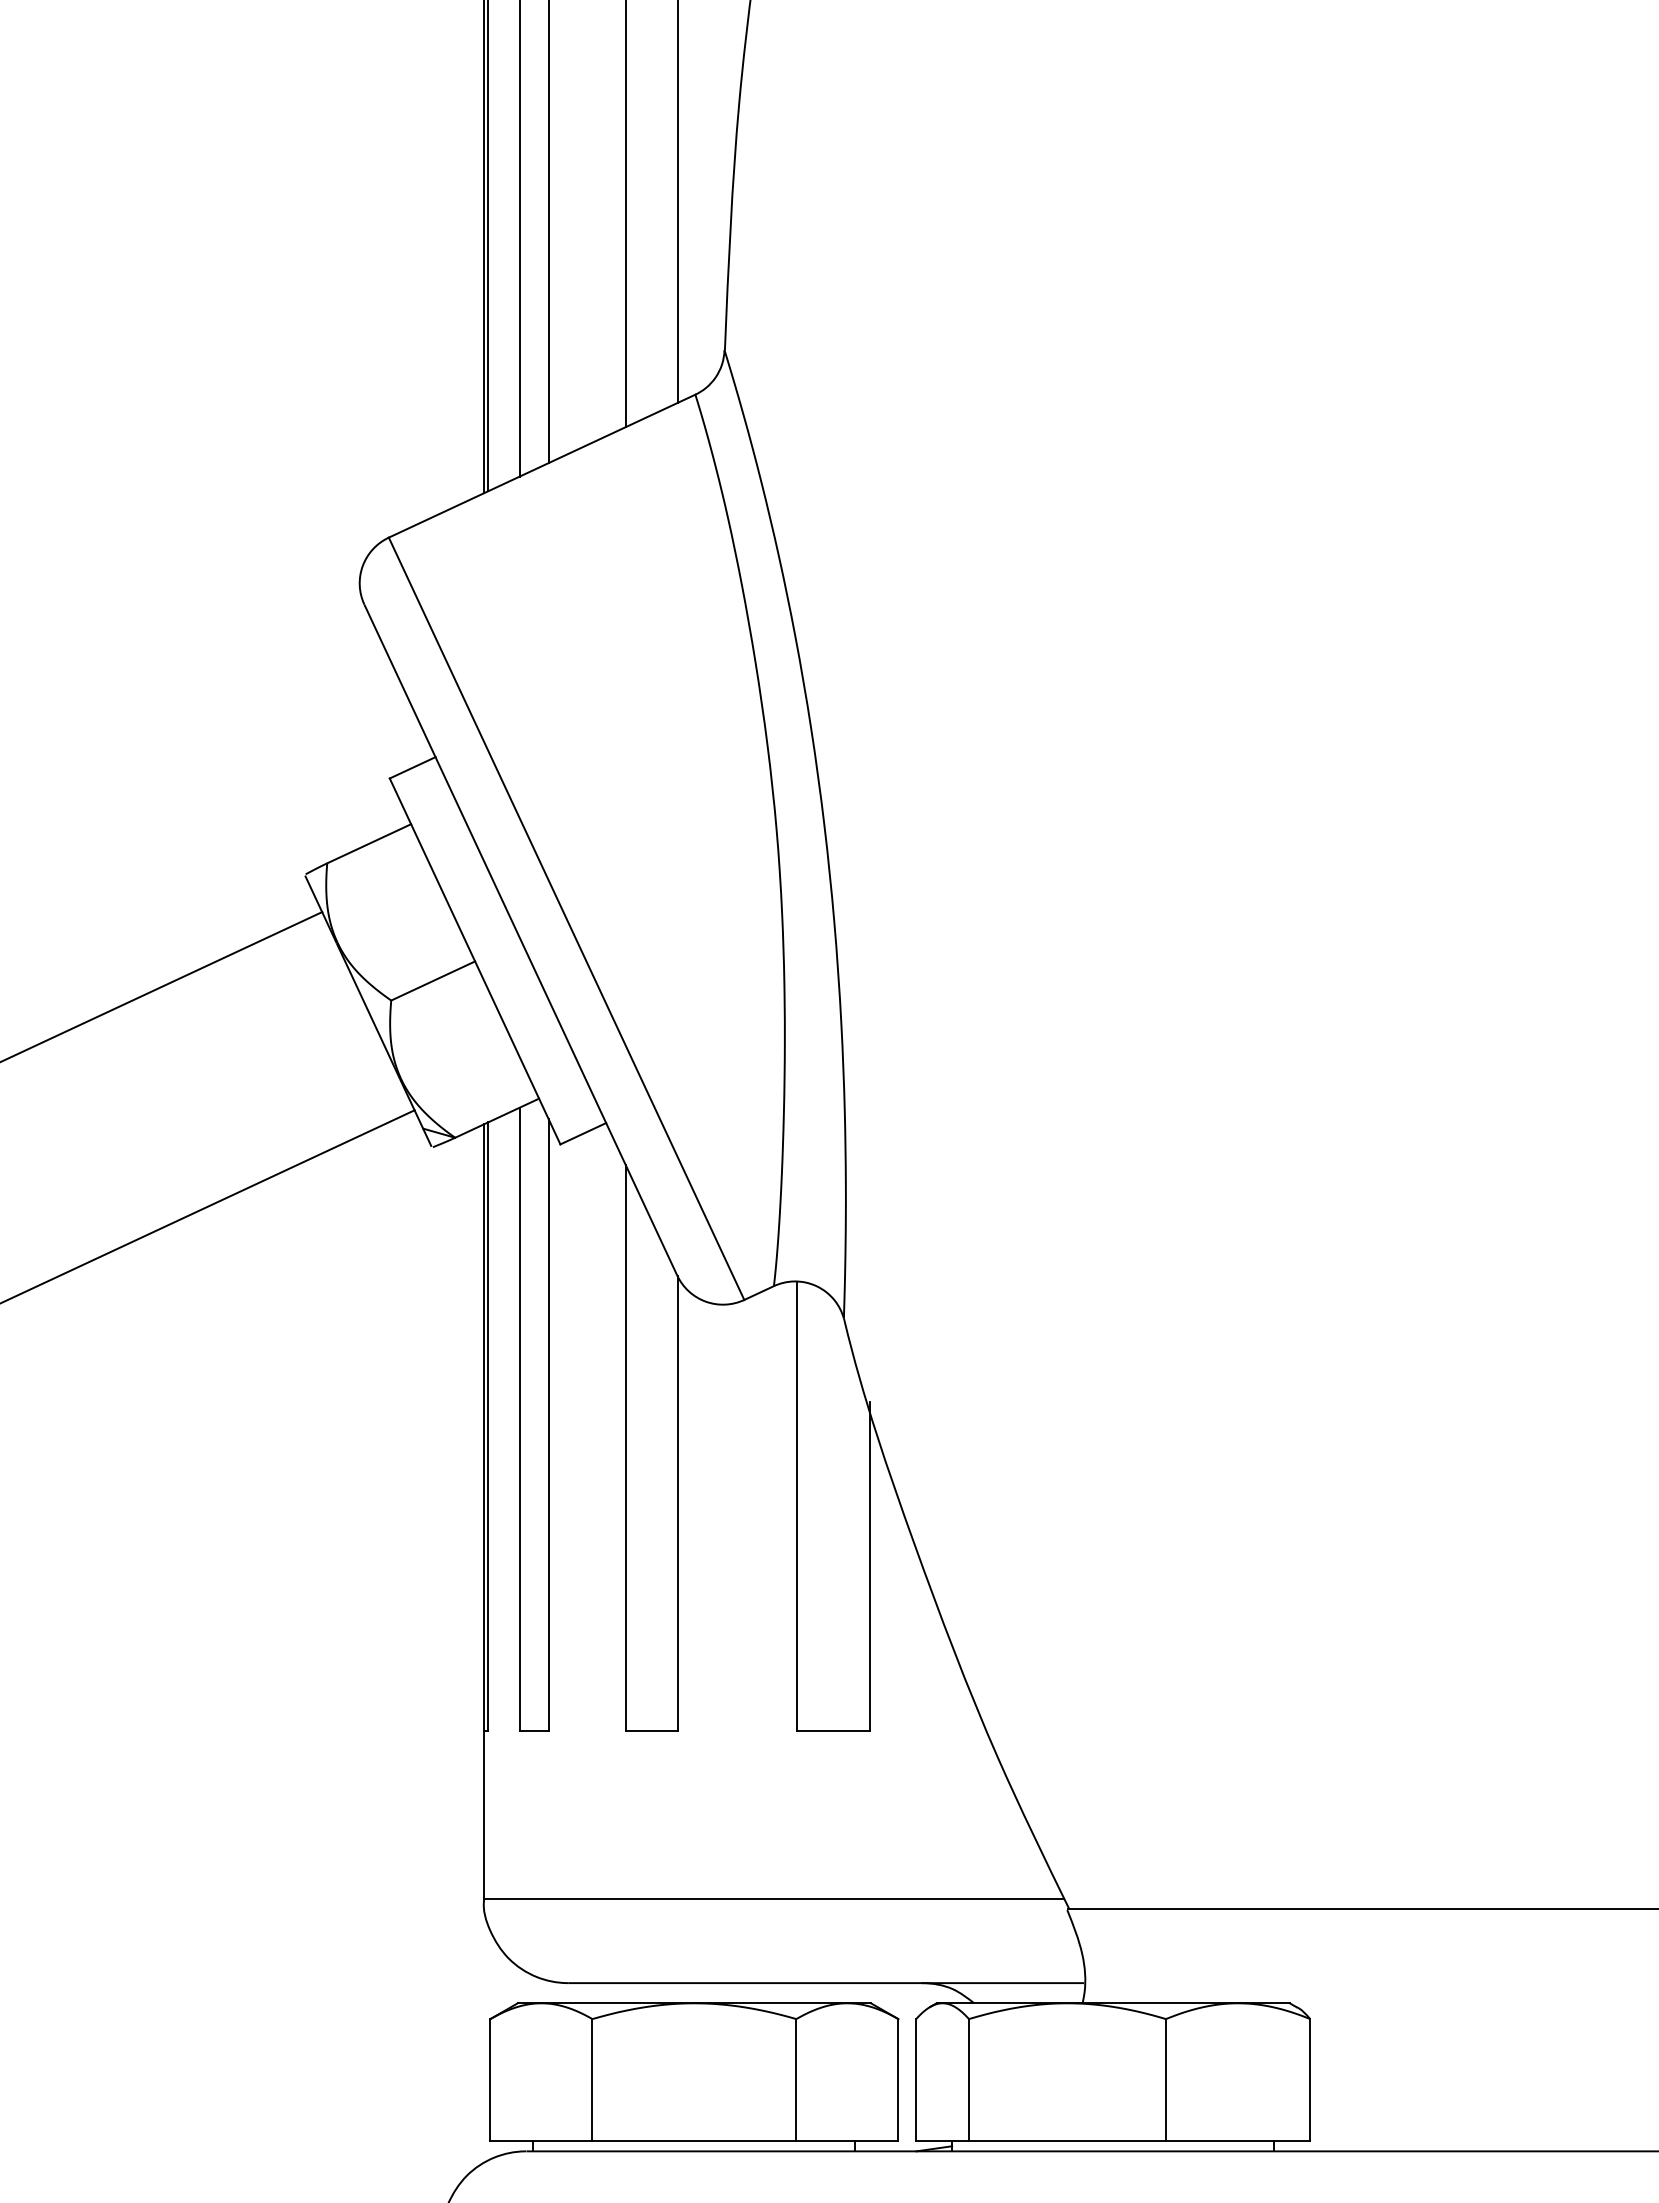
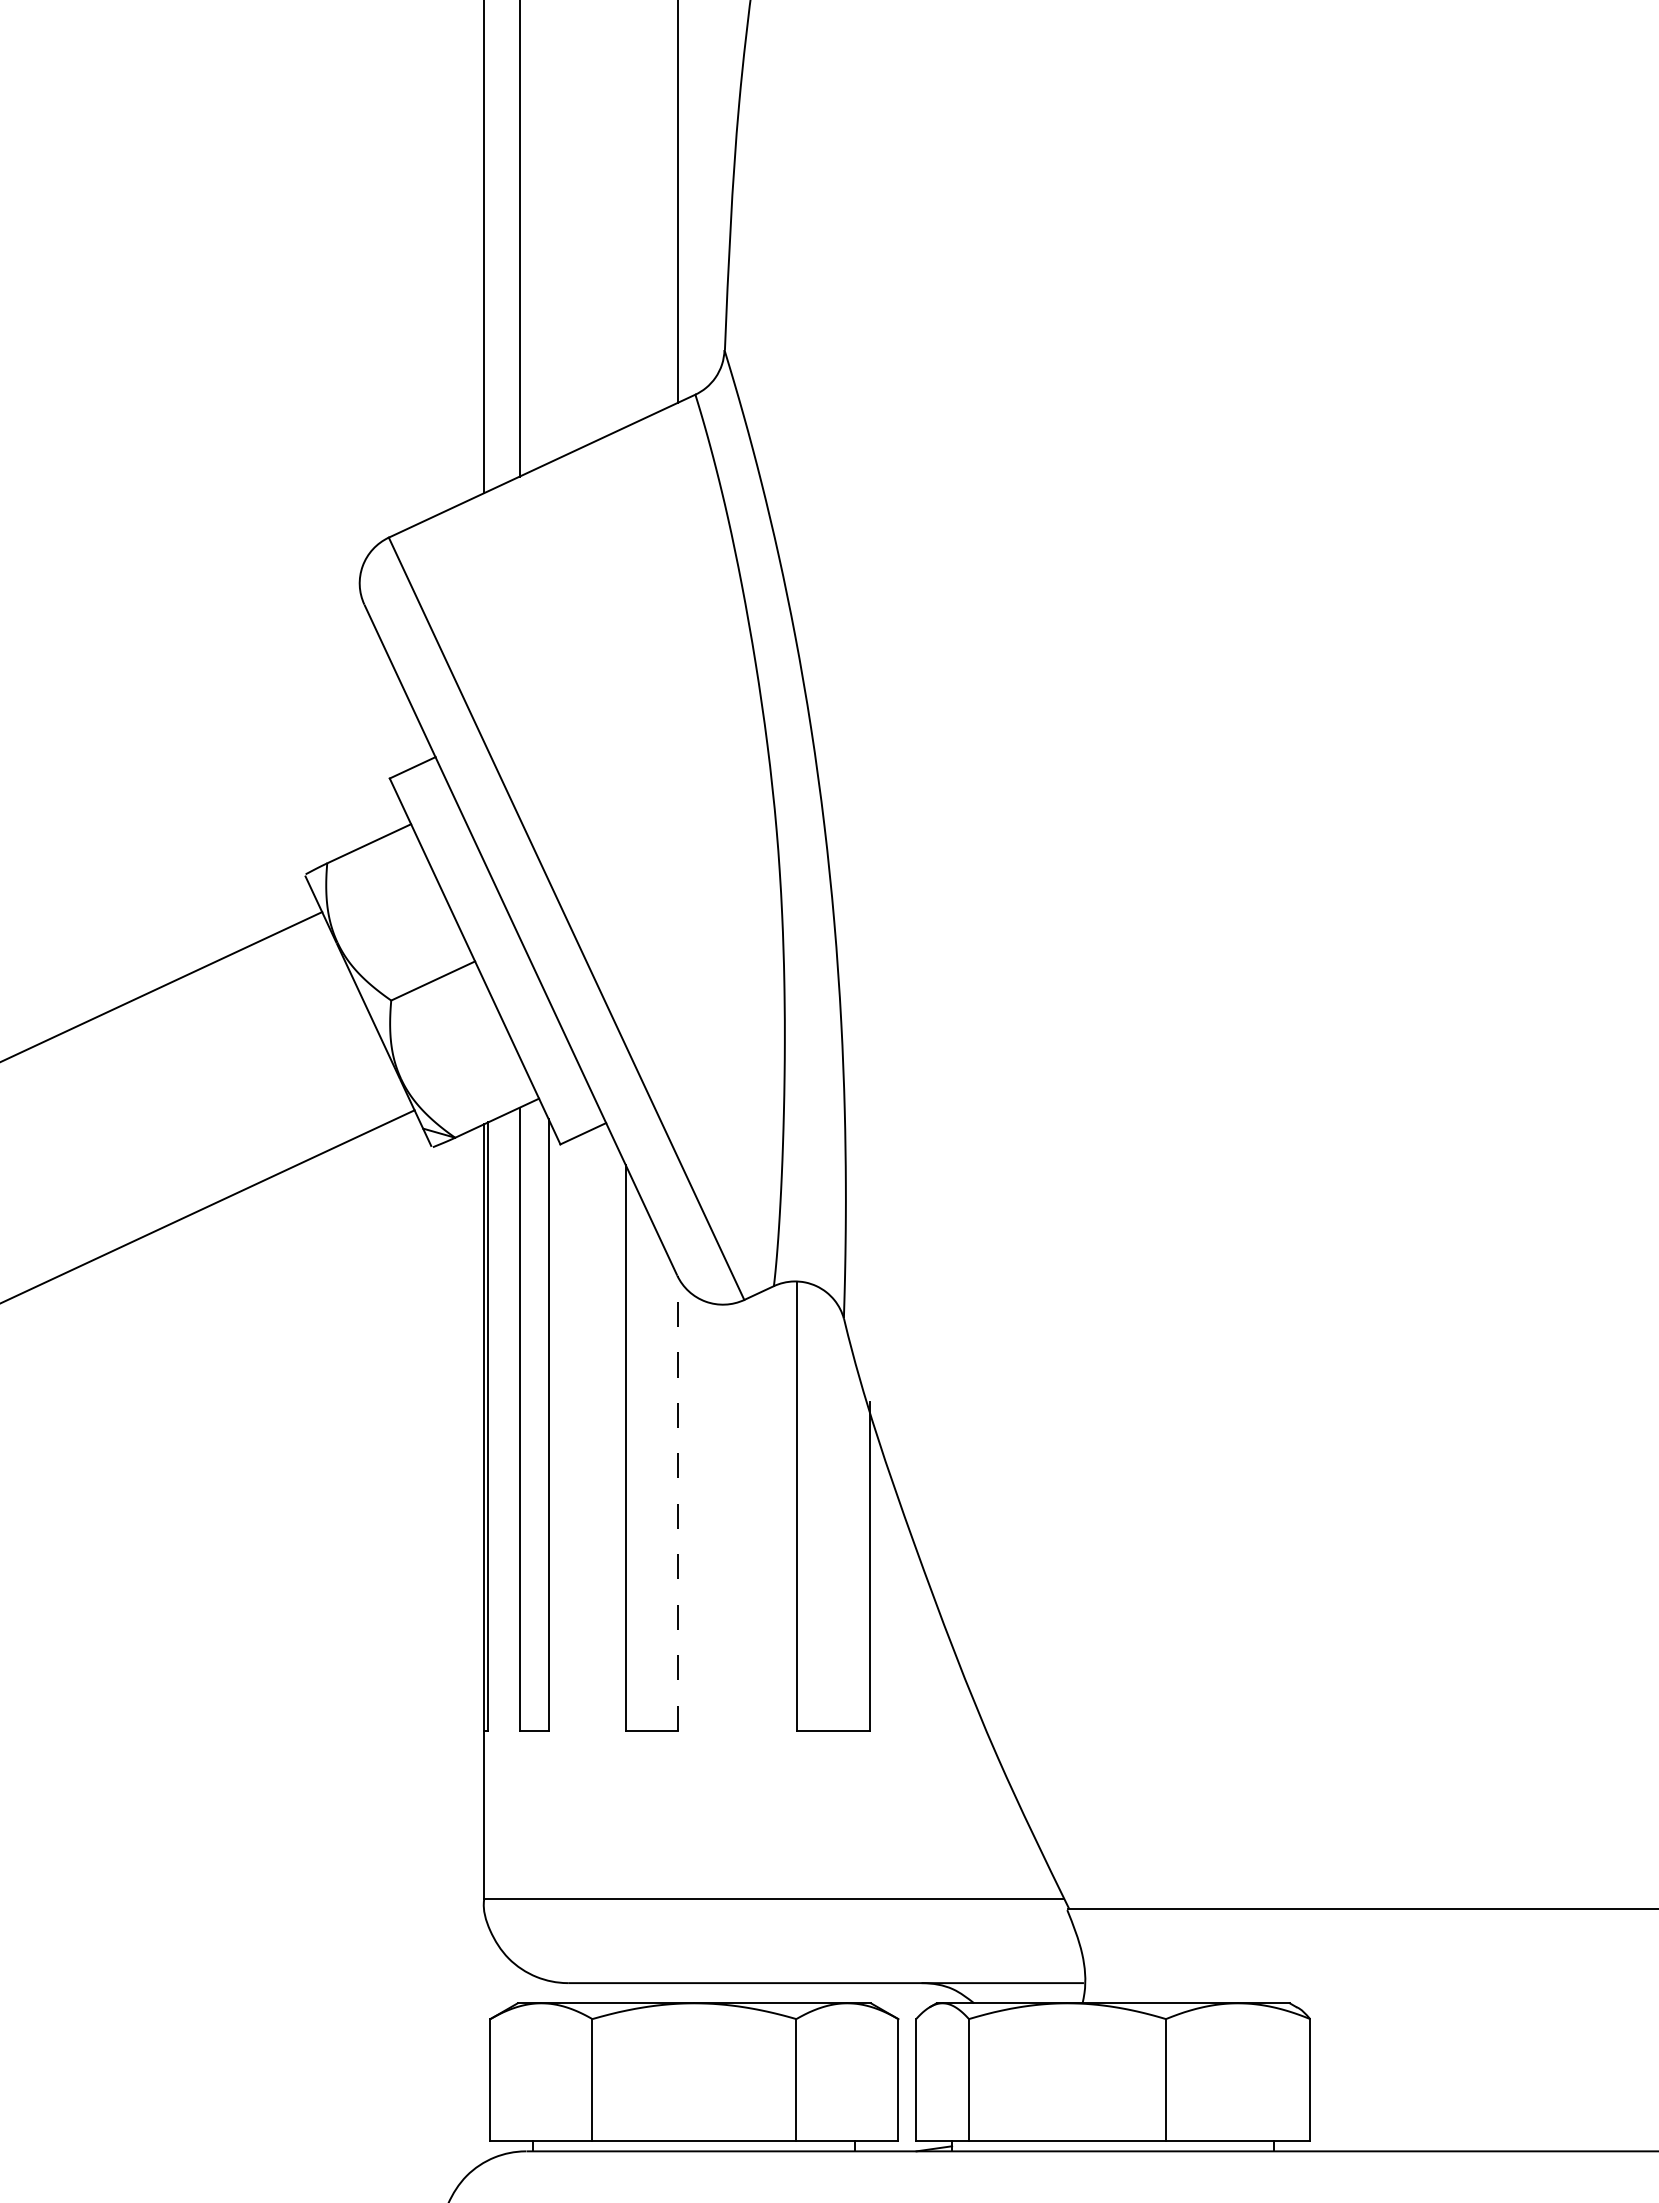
line: present -> none (625, 214)
line: present -> none (548, 232)
line: present -> none (488, 246)
line: solid -> dashed (677, 1503)
